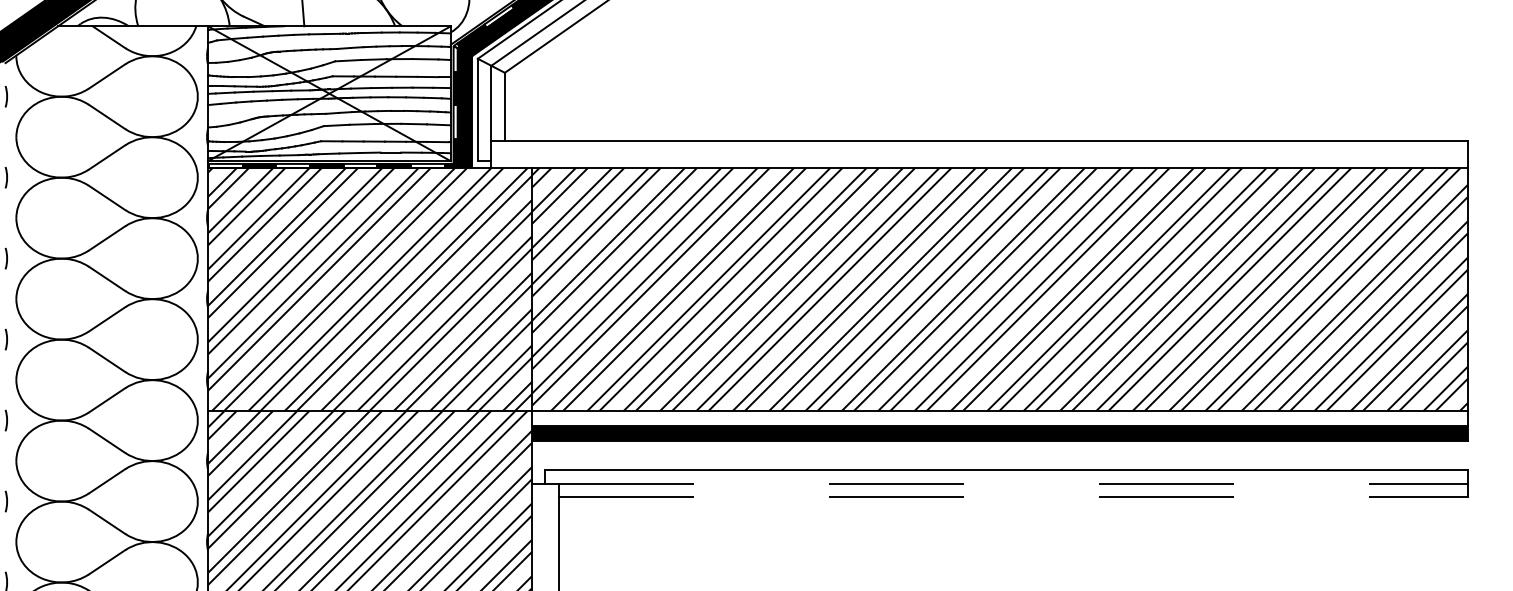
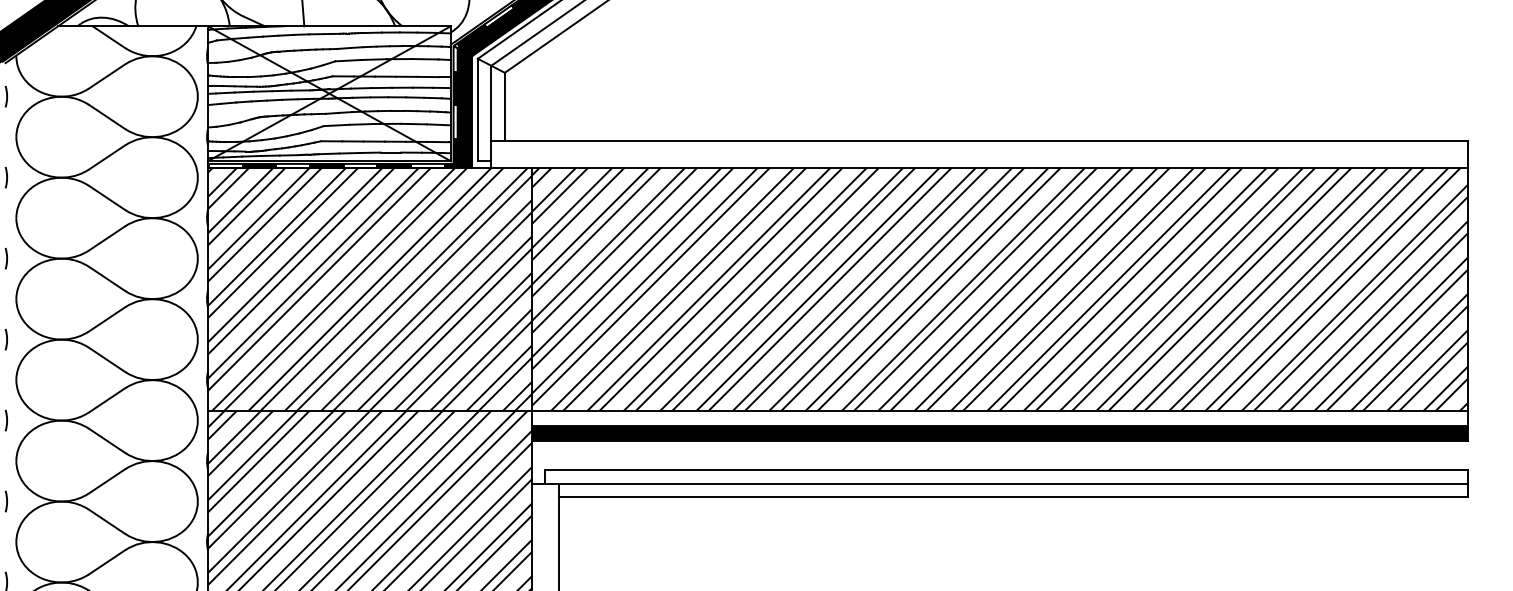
line: dashed -> solid (1013, 483)
line: dashed -> solid (1013, 497)
